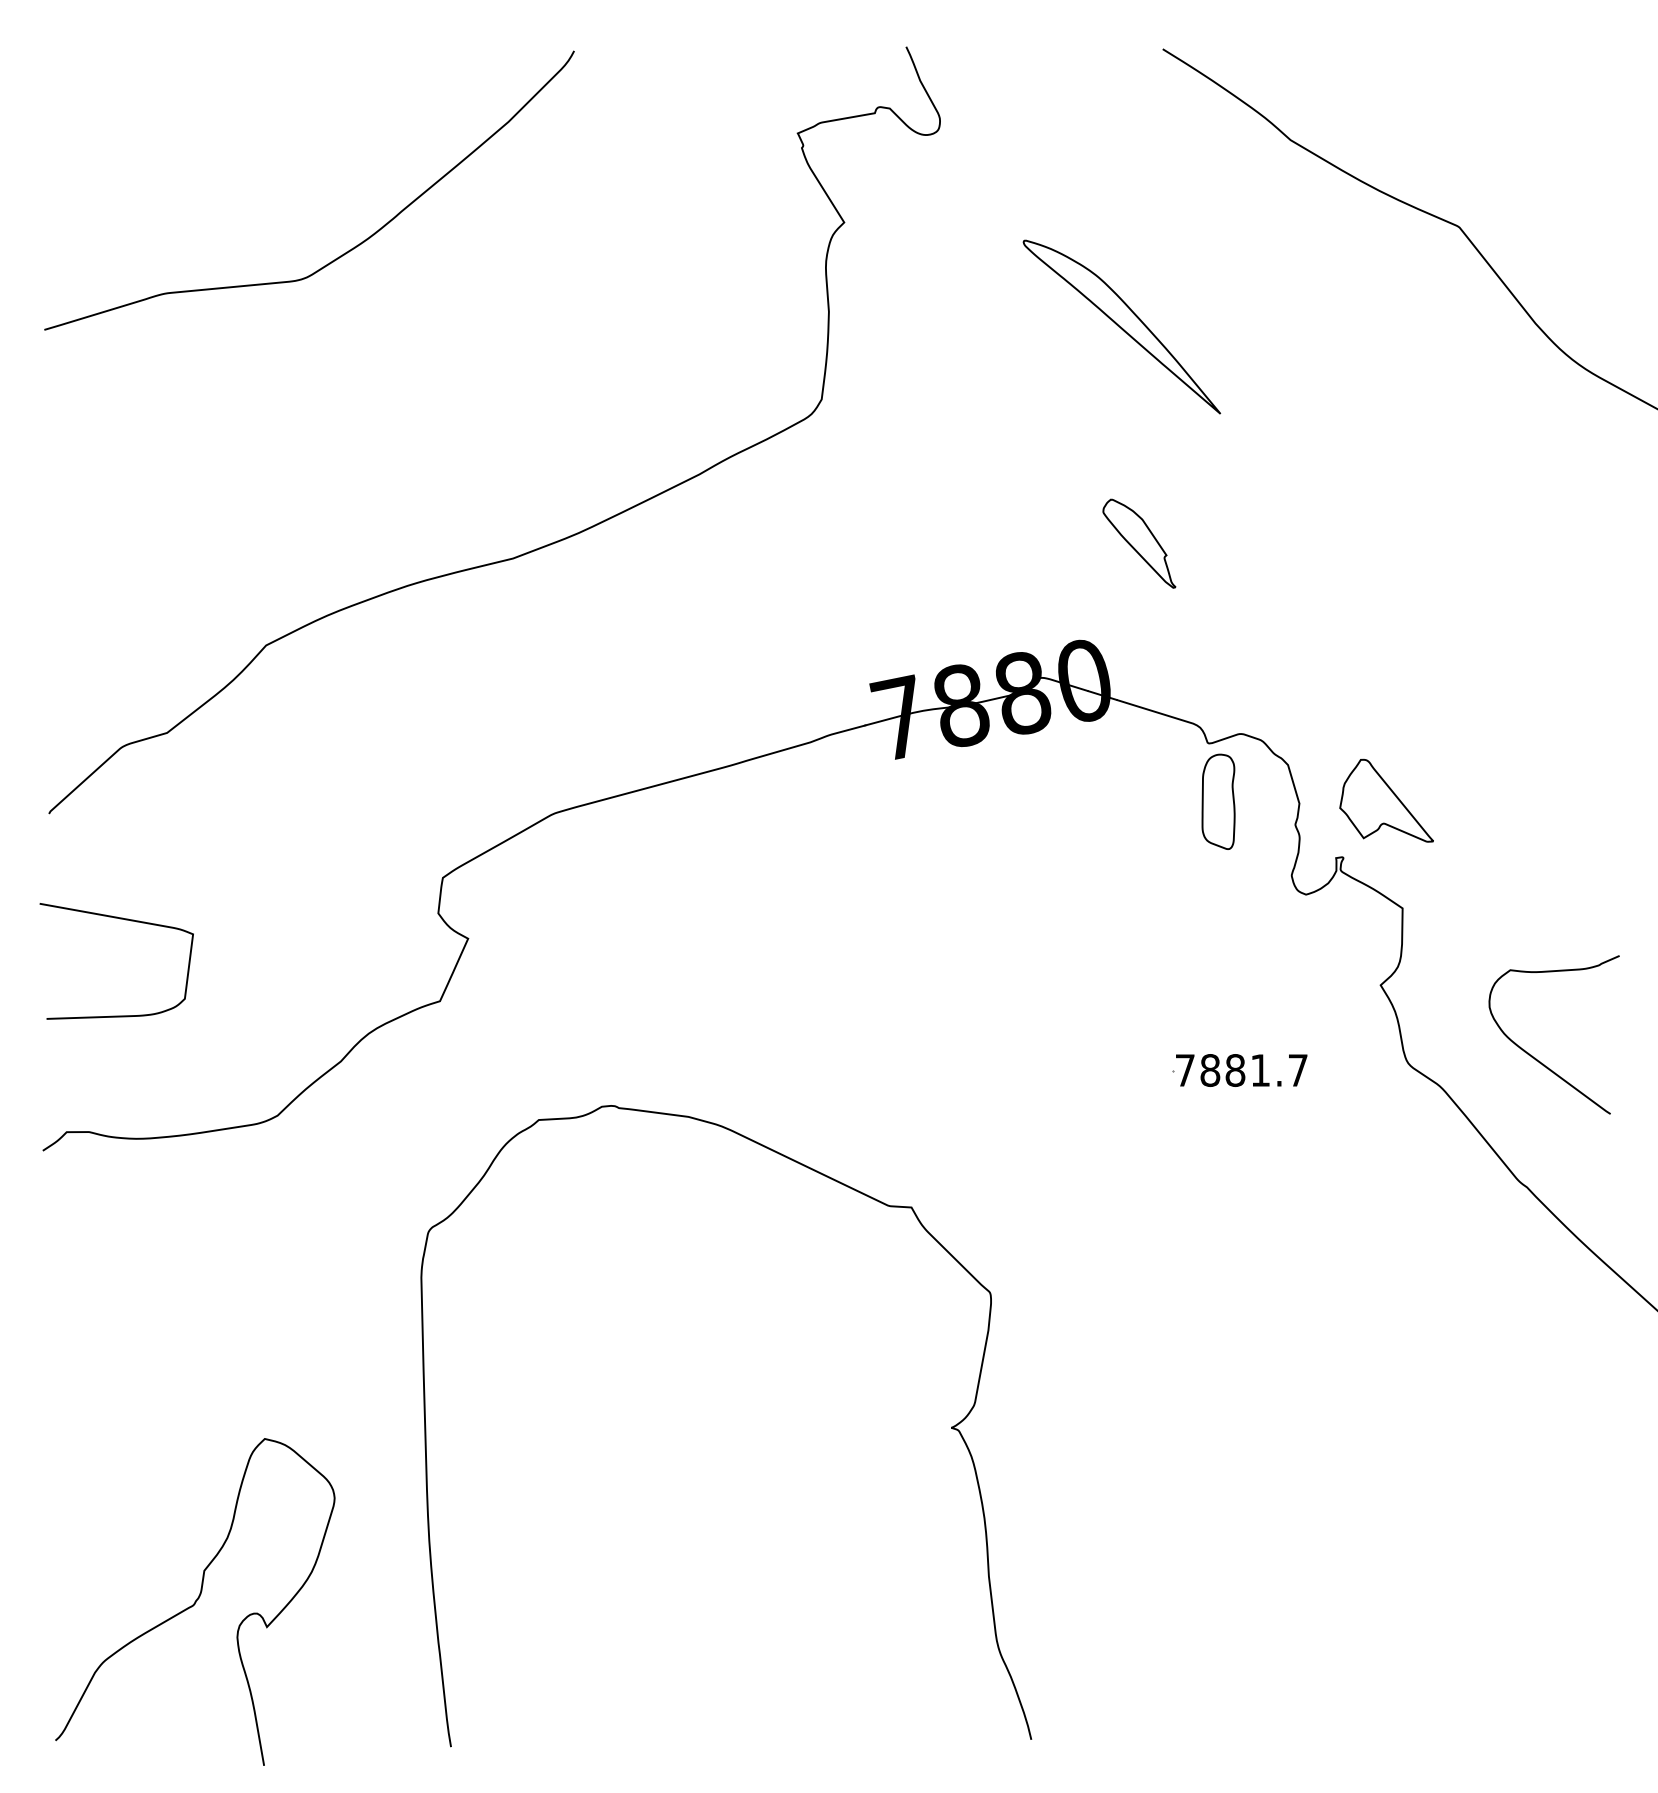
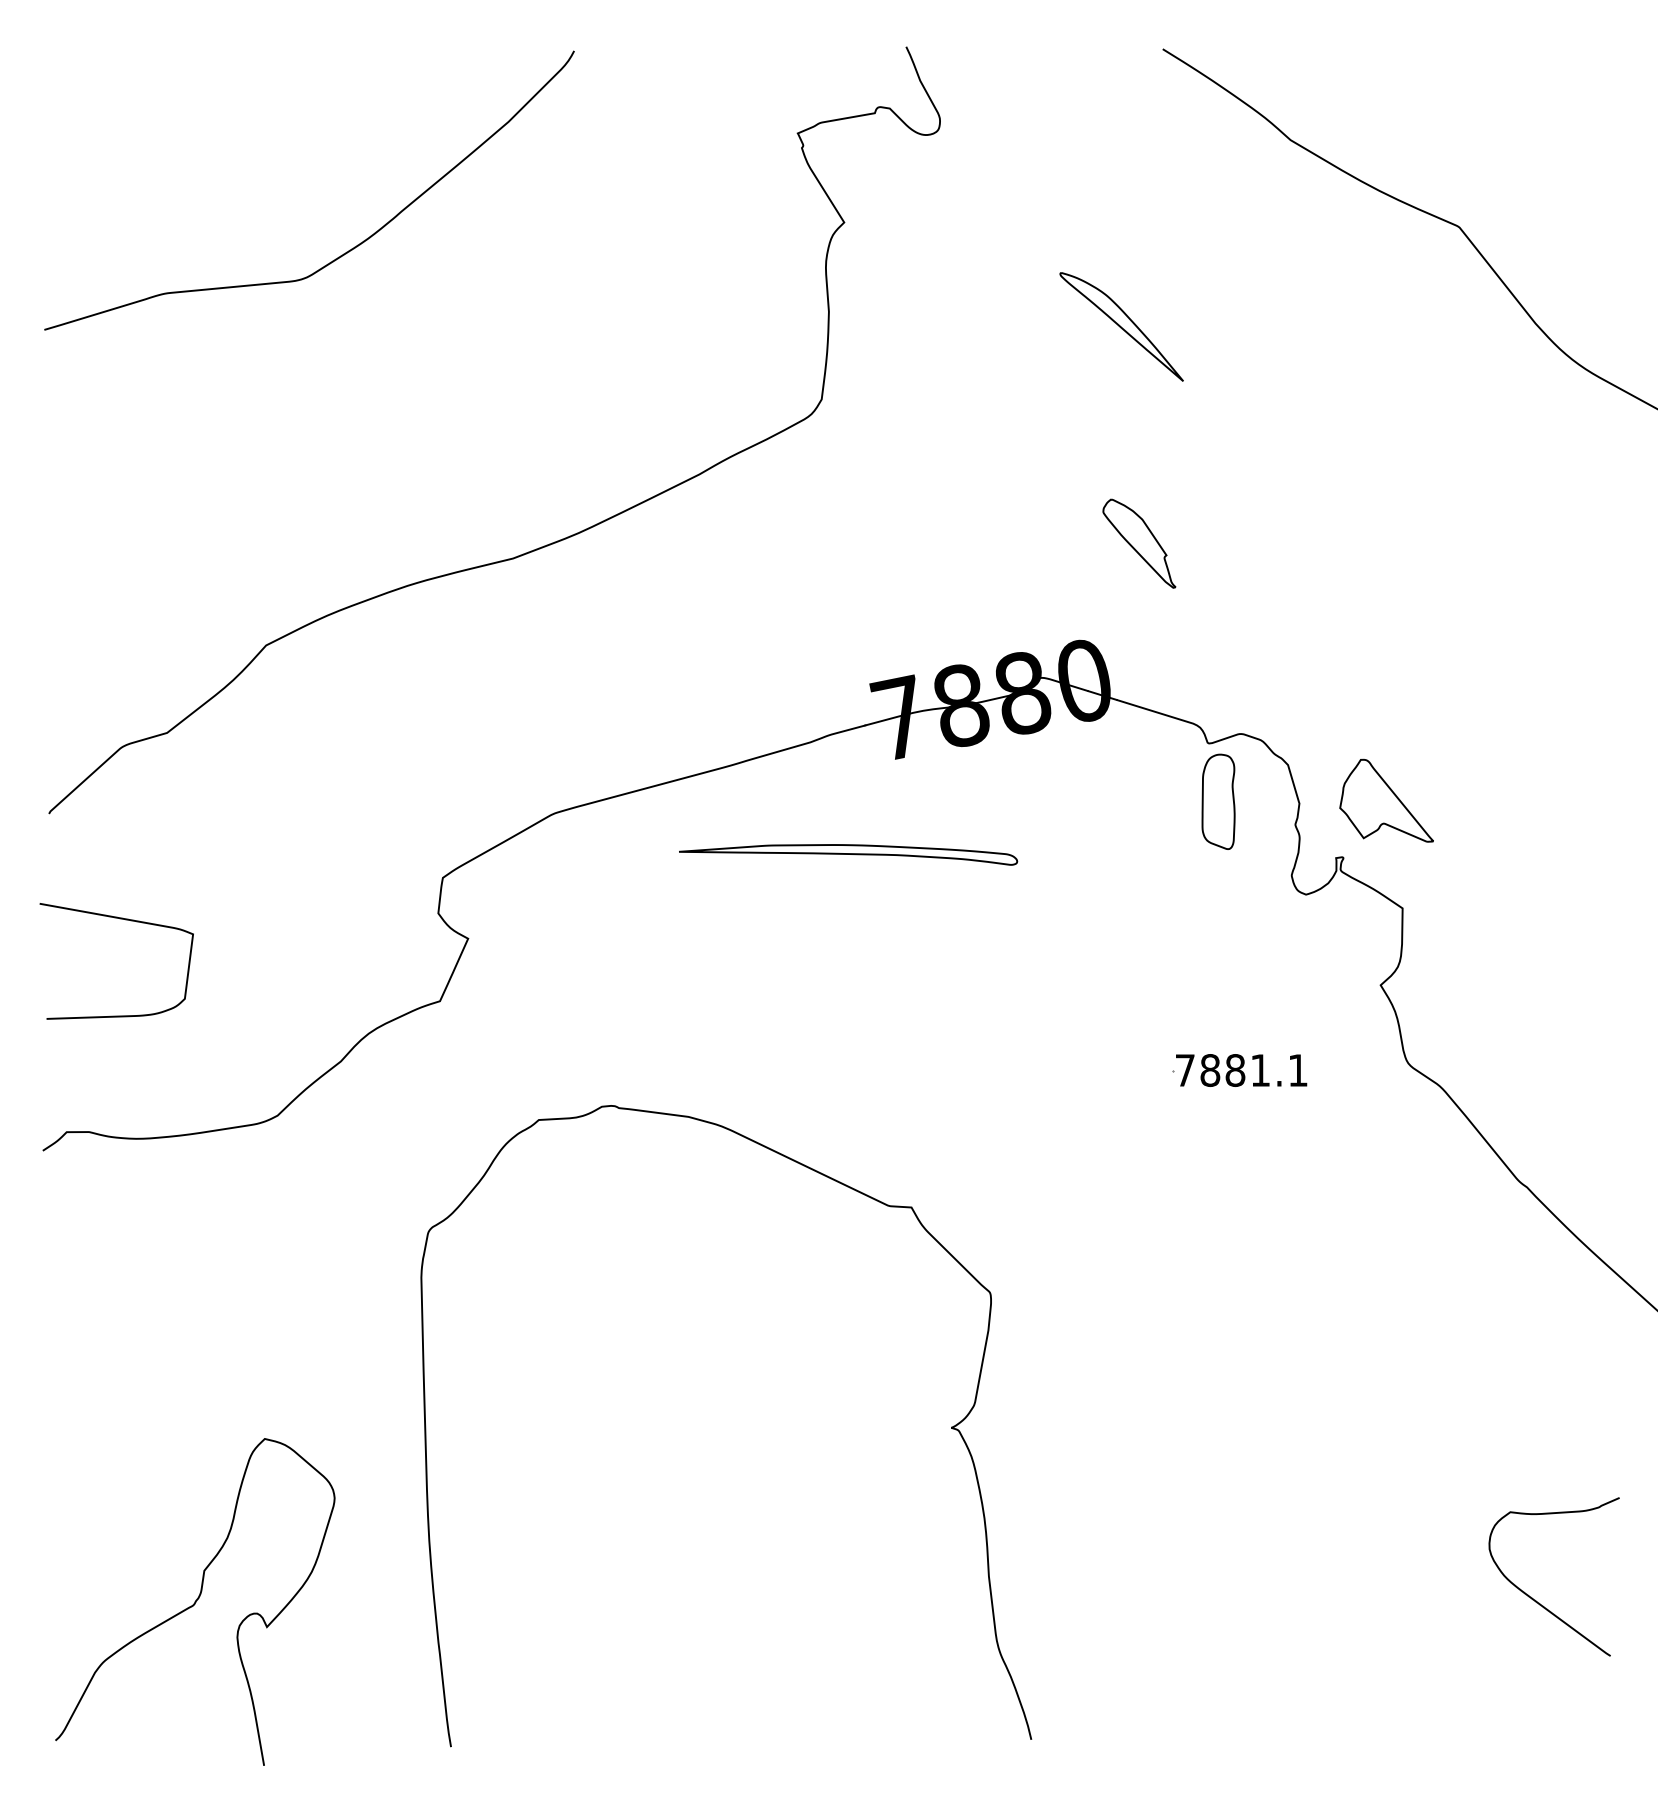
part size: 200x176 px -> 125x110 px (1121, 326)
part: none -> present (848, 854)
curve position: (1535, 1057) -> (1535, 1599) (1535, 1599)
text: 7881.7 -> 7881.1 (1298, 1070)
